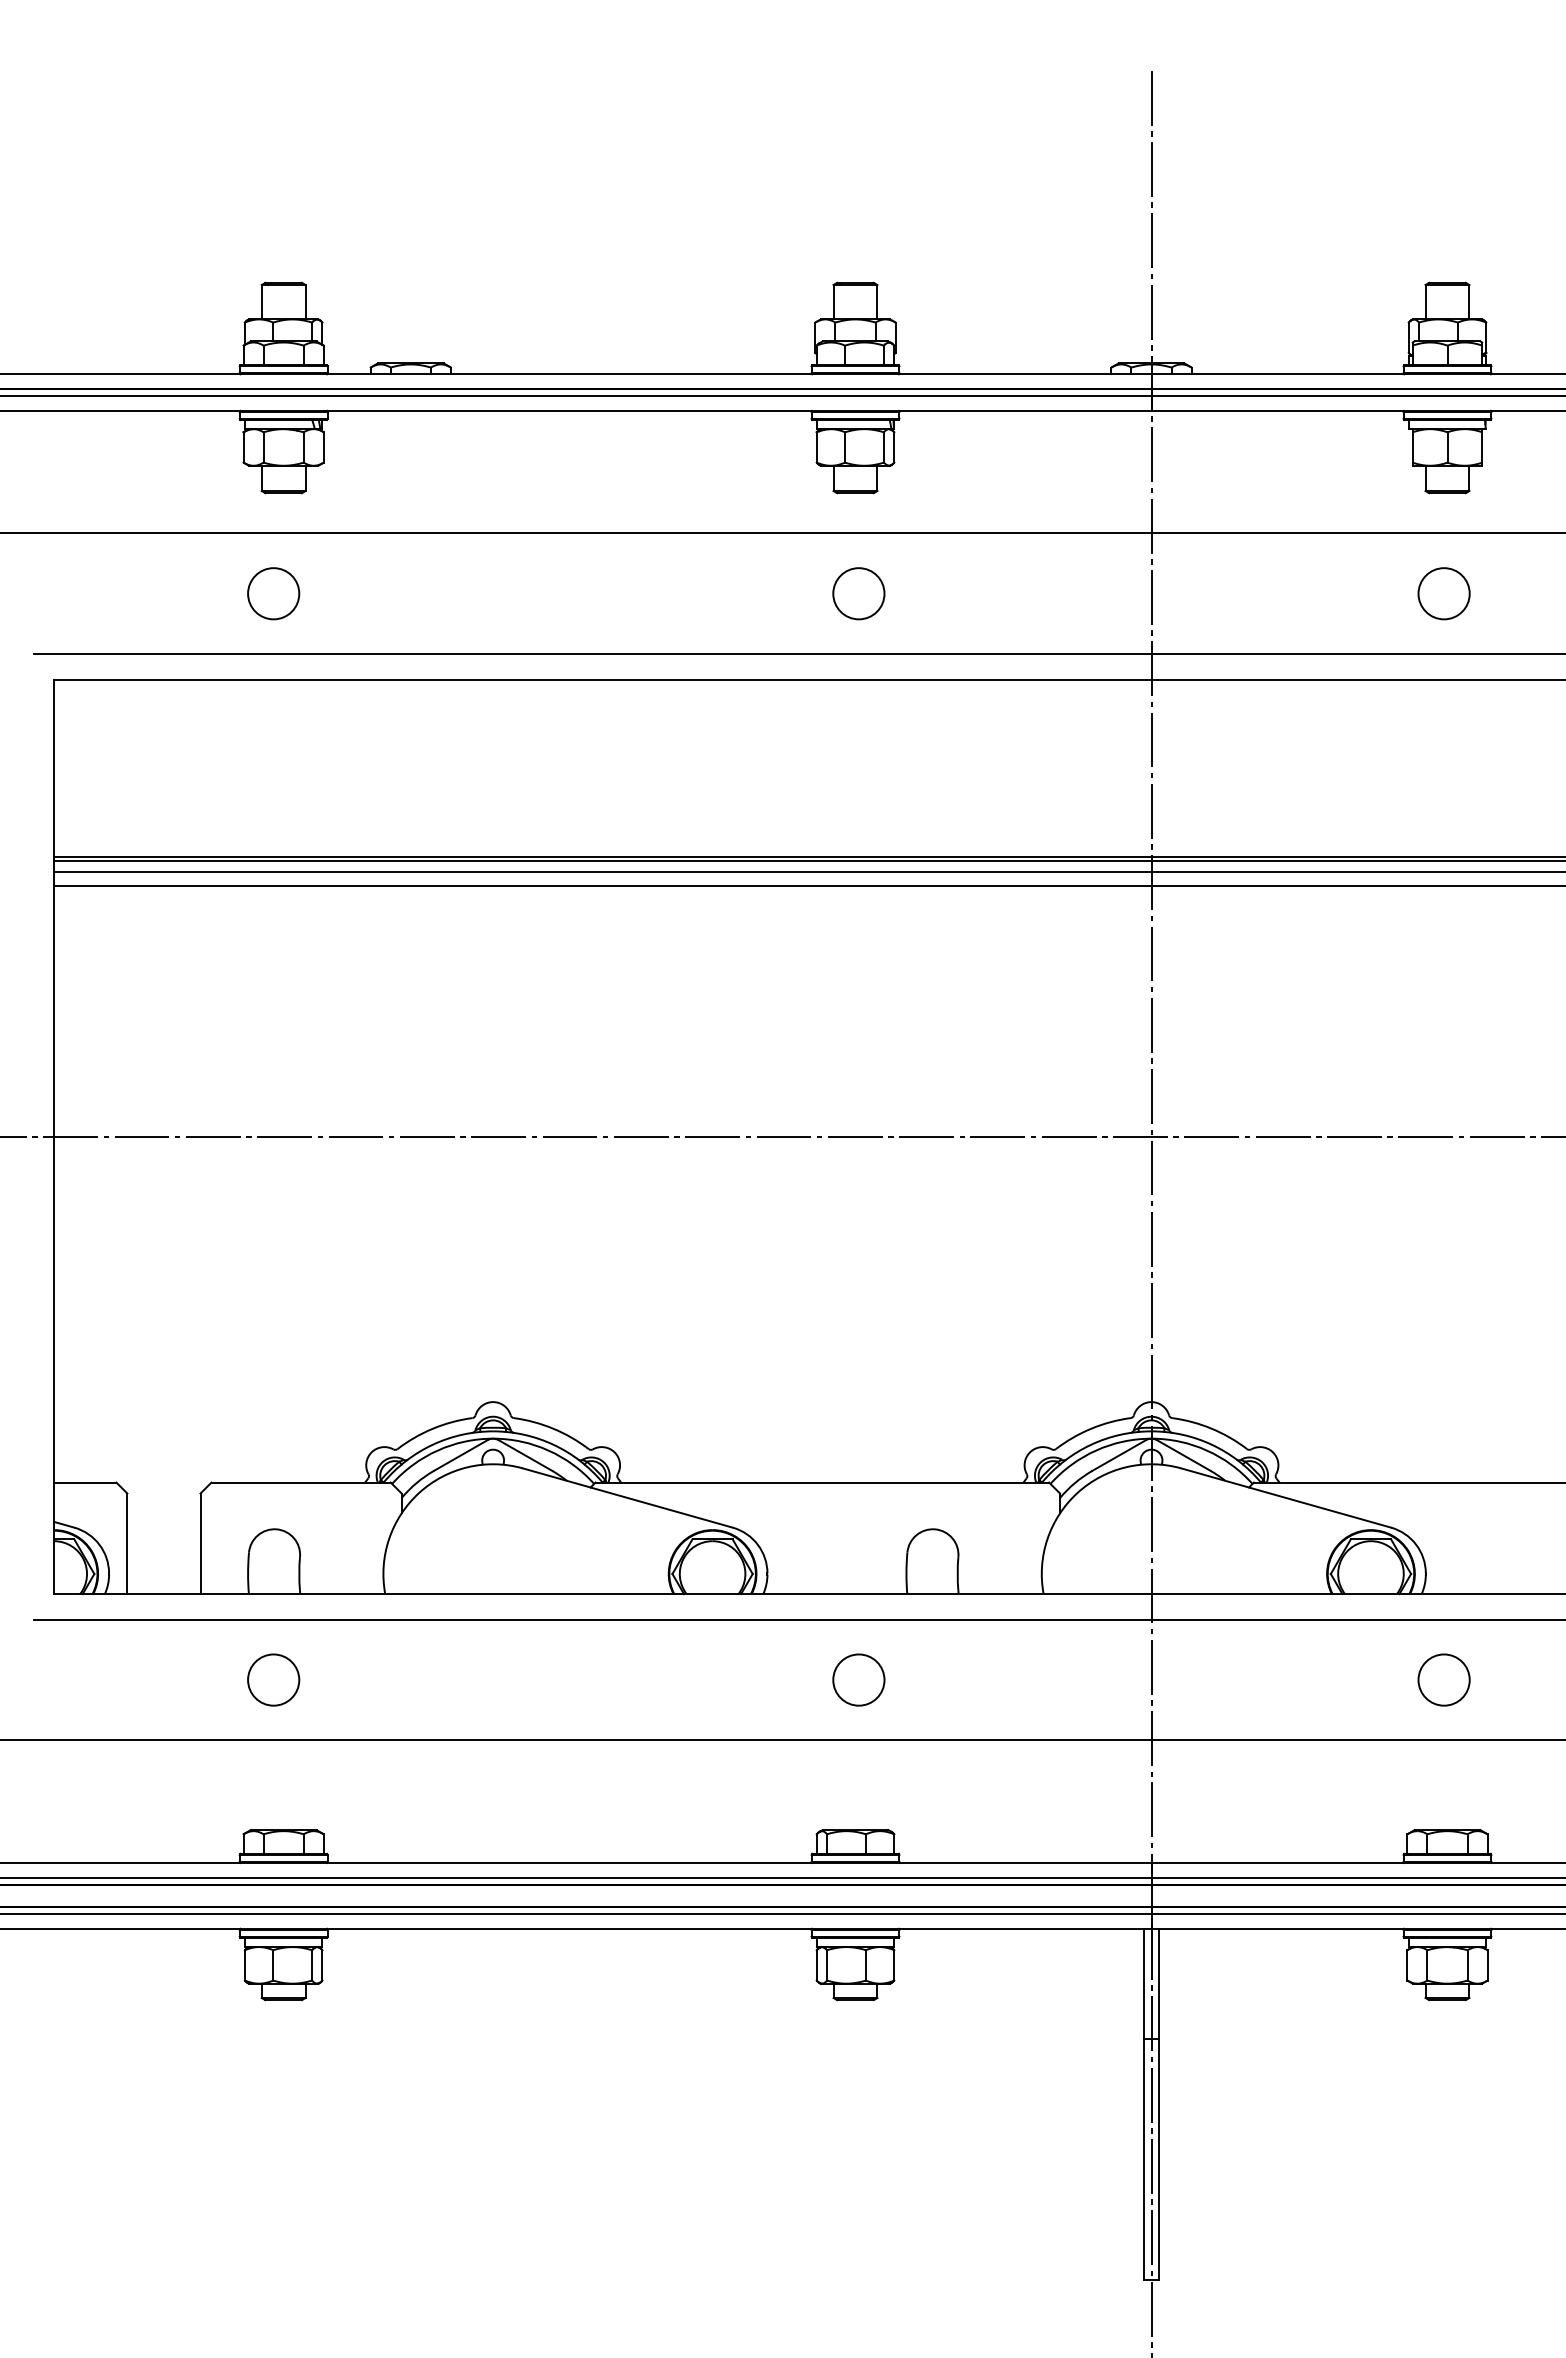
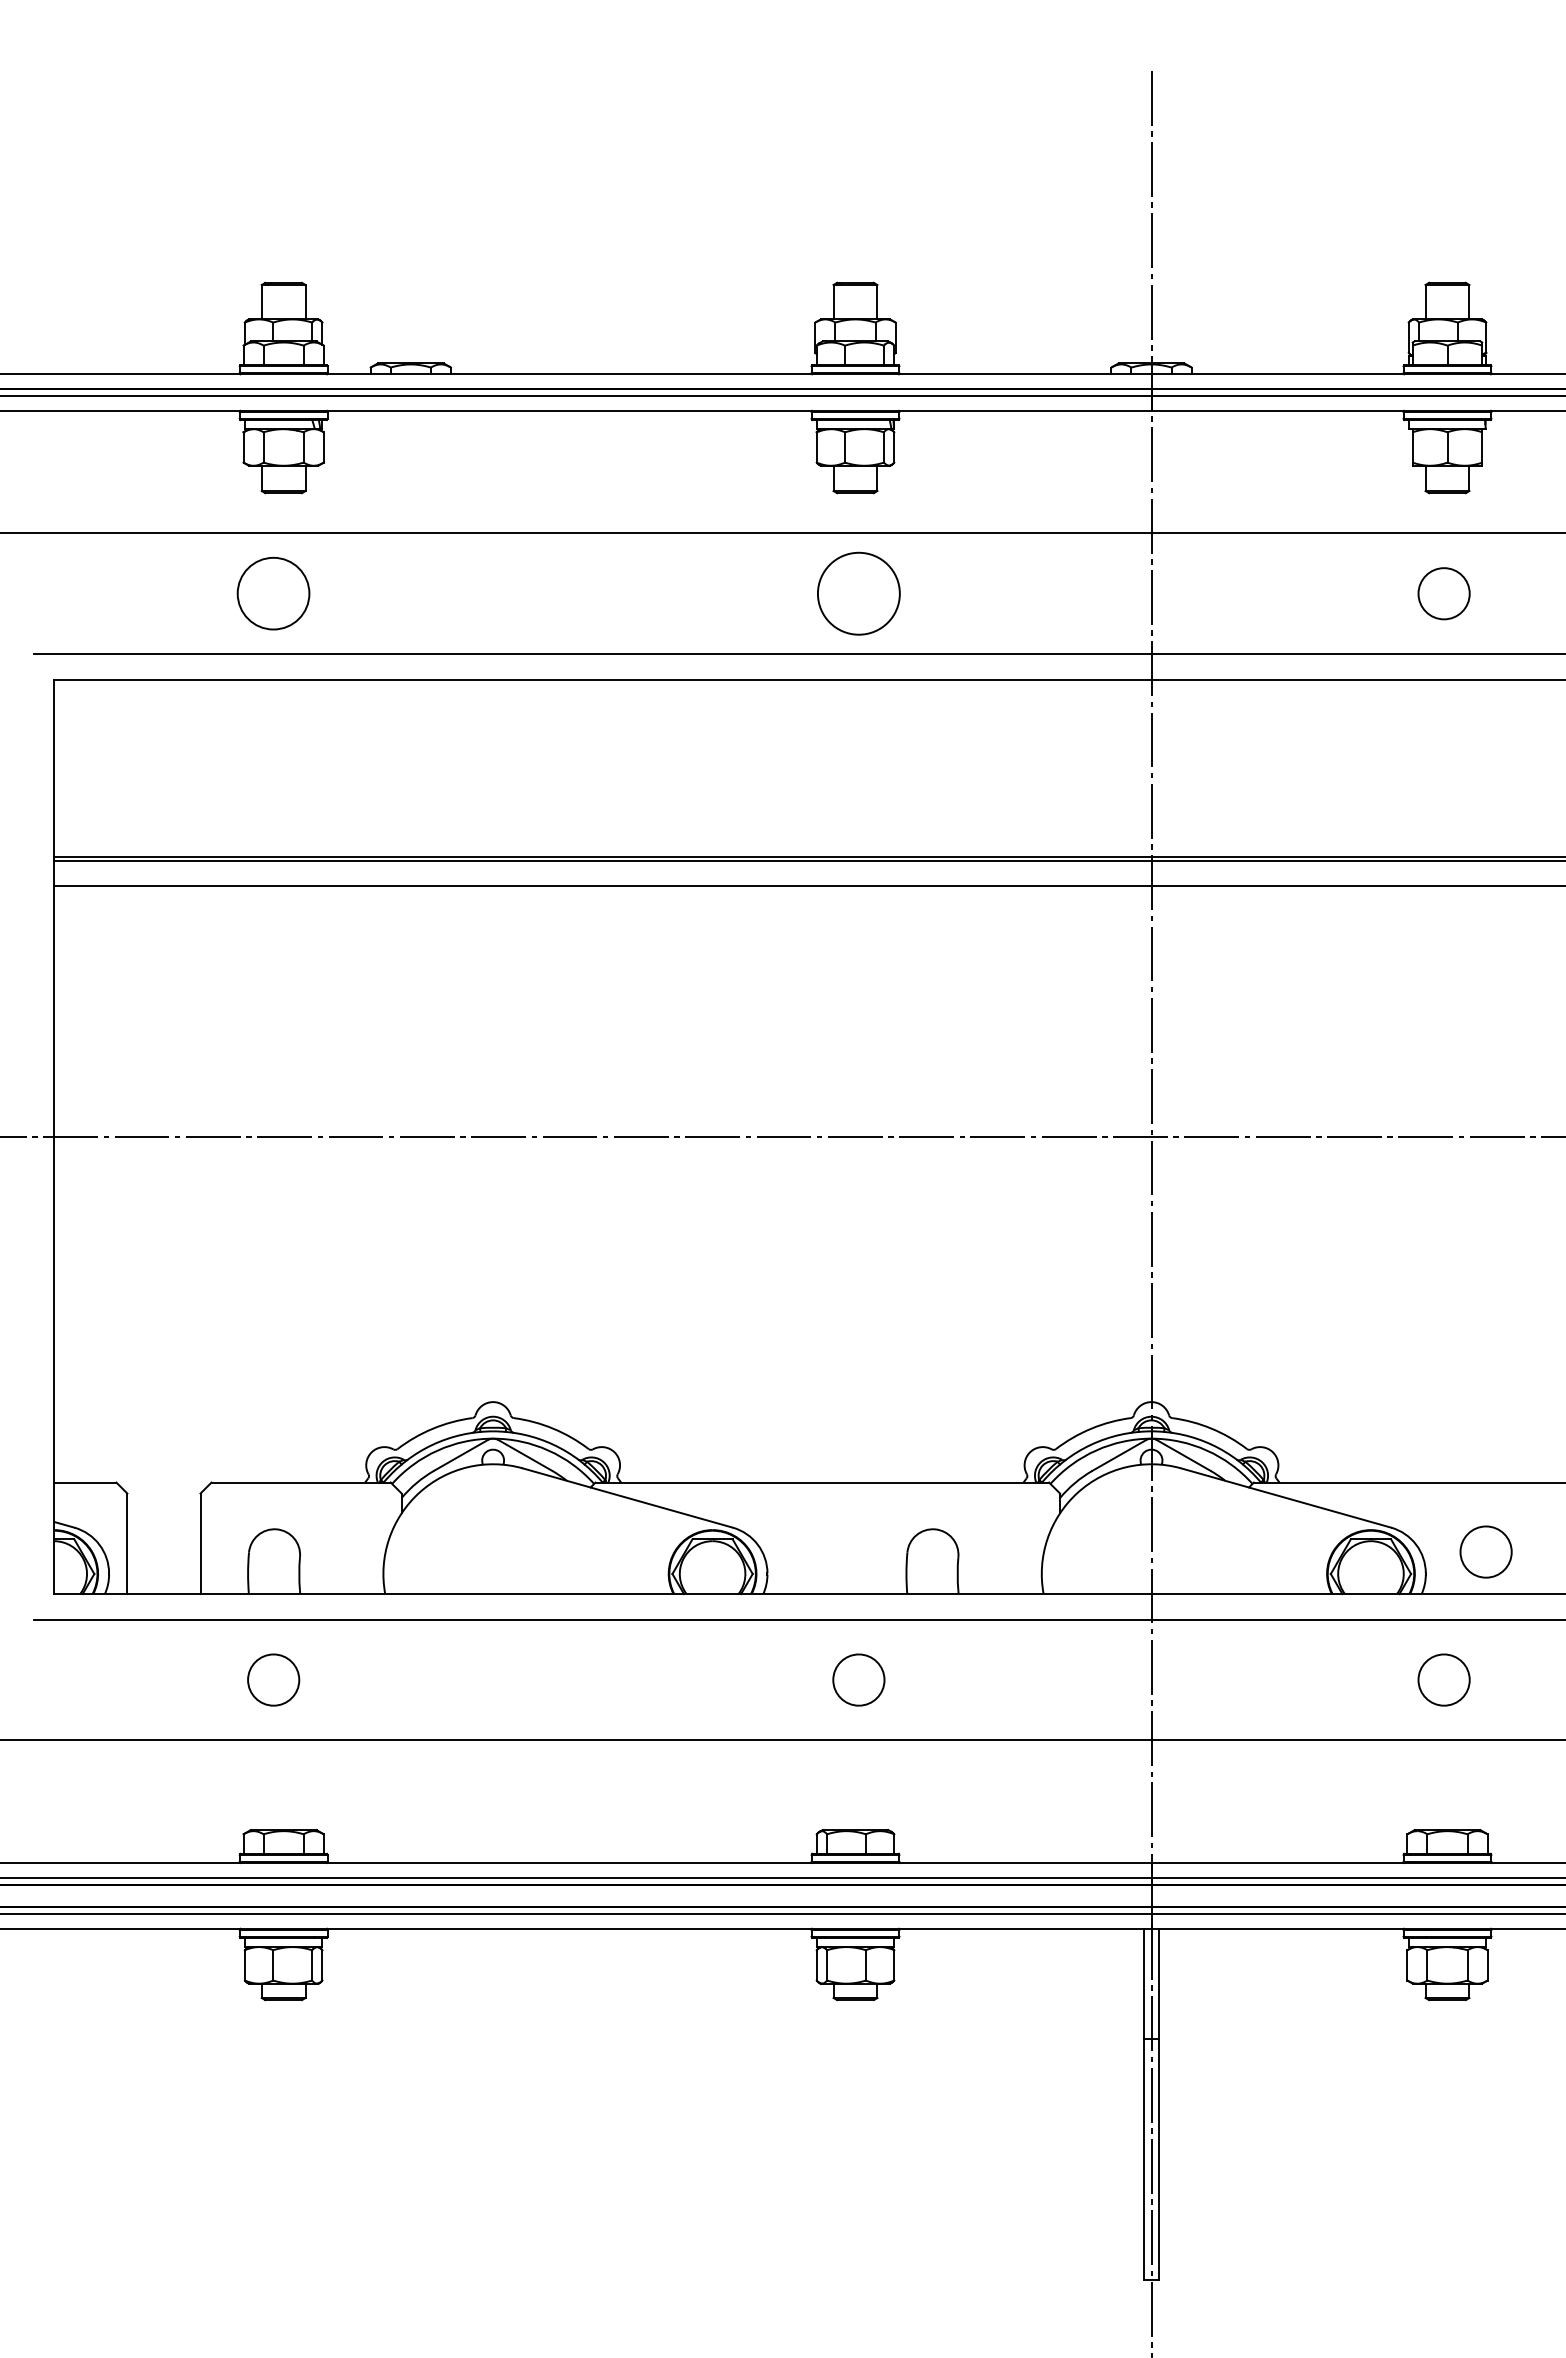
circle size: 54x54 px -> 75x75 px (273, 593)
circle diameter: 51 px -> 82 px (858, 593)
line: present -> none (808, 871)
circle: none -> present (1485, 1551)
